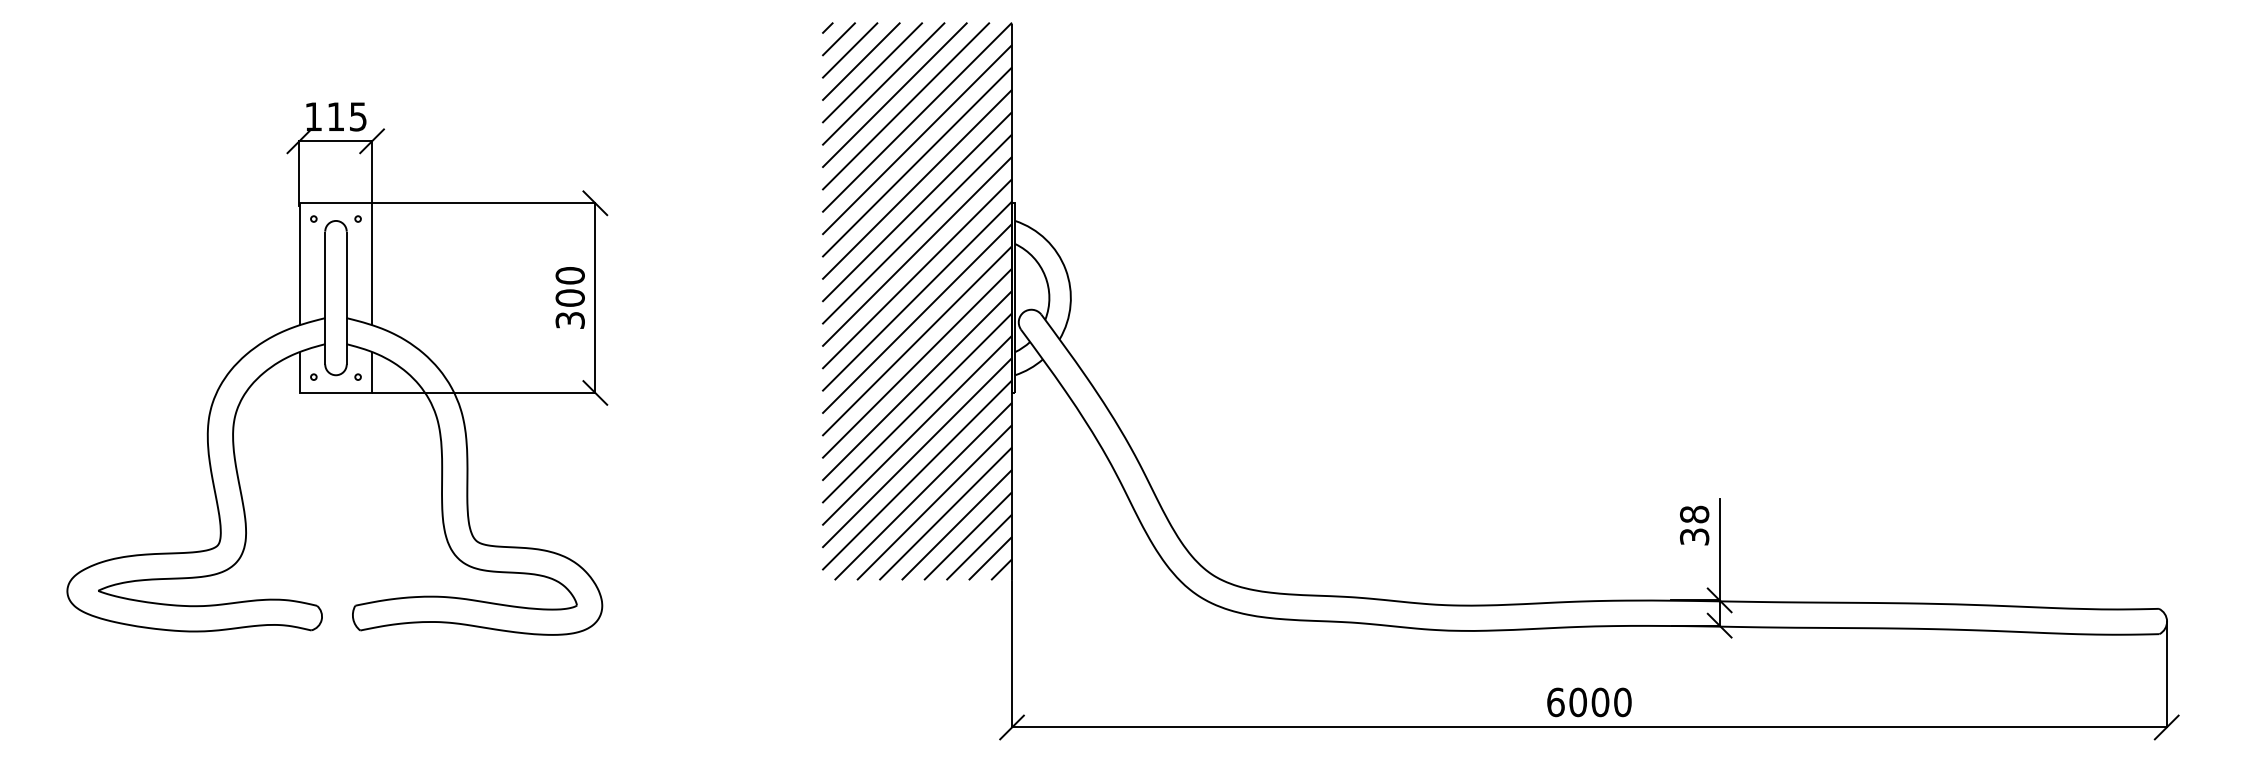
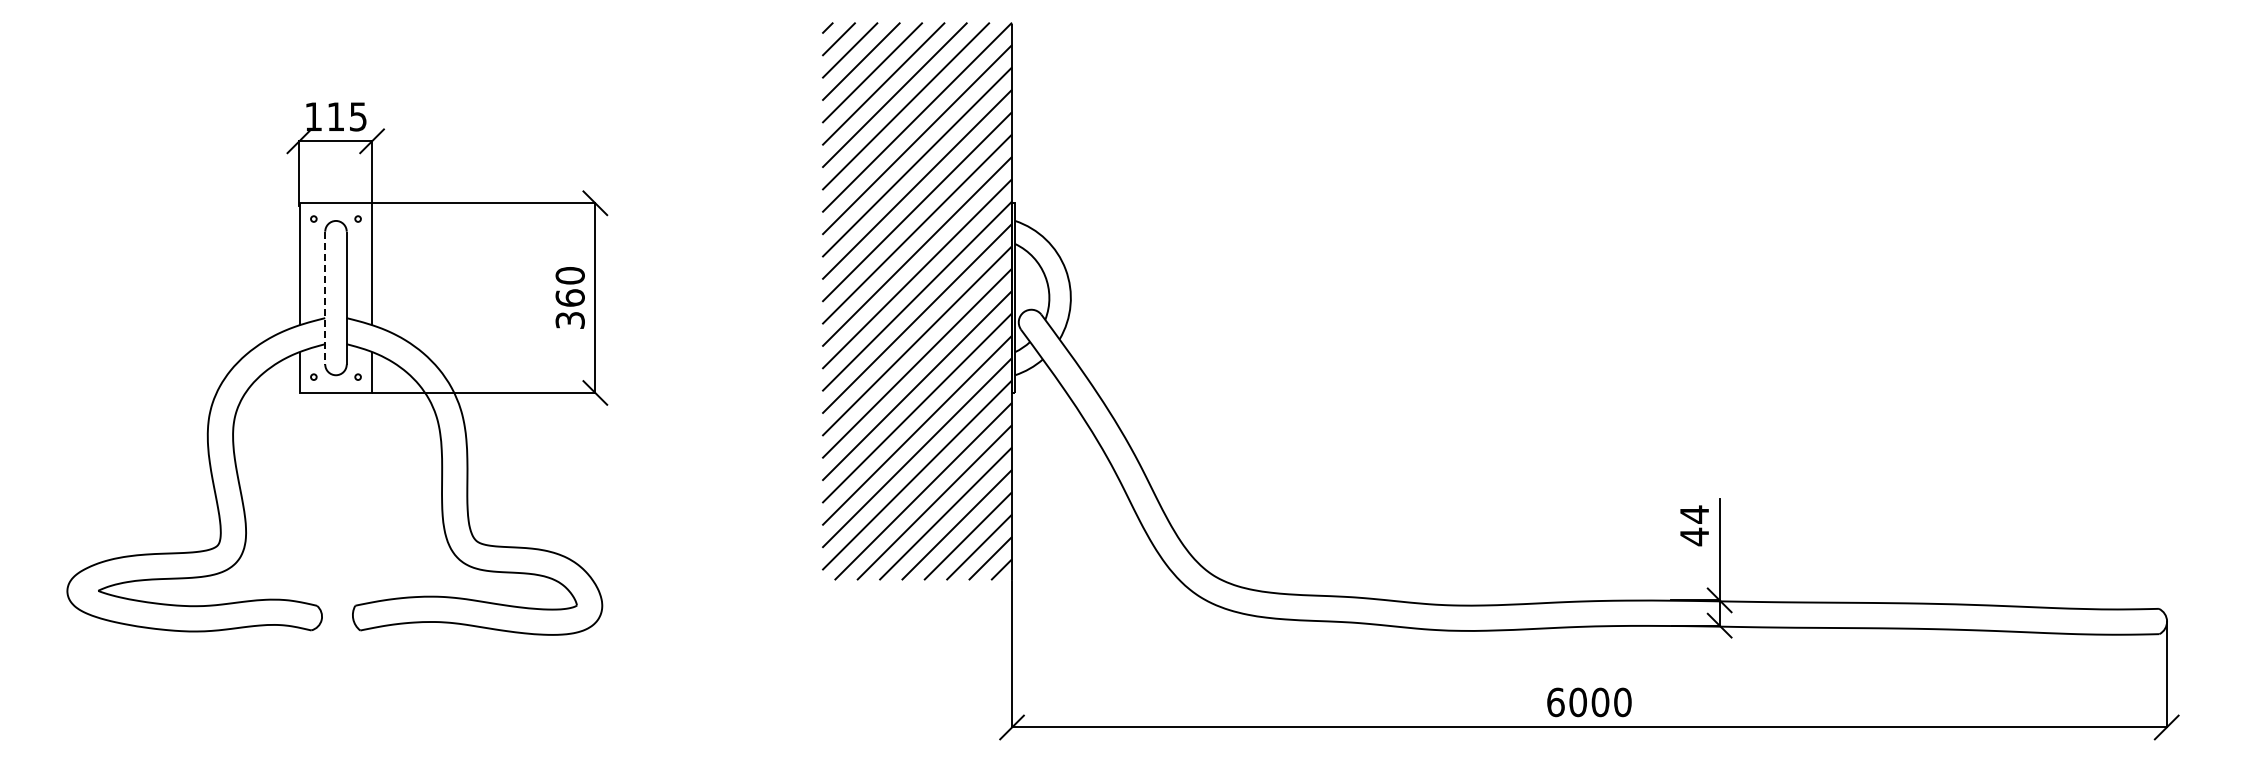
text: 300 -> 360 (569, 297)
line: solid -> dashed (325, 298)
text: 38 -> 44 (1694, 525)
